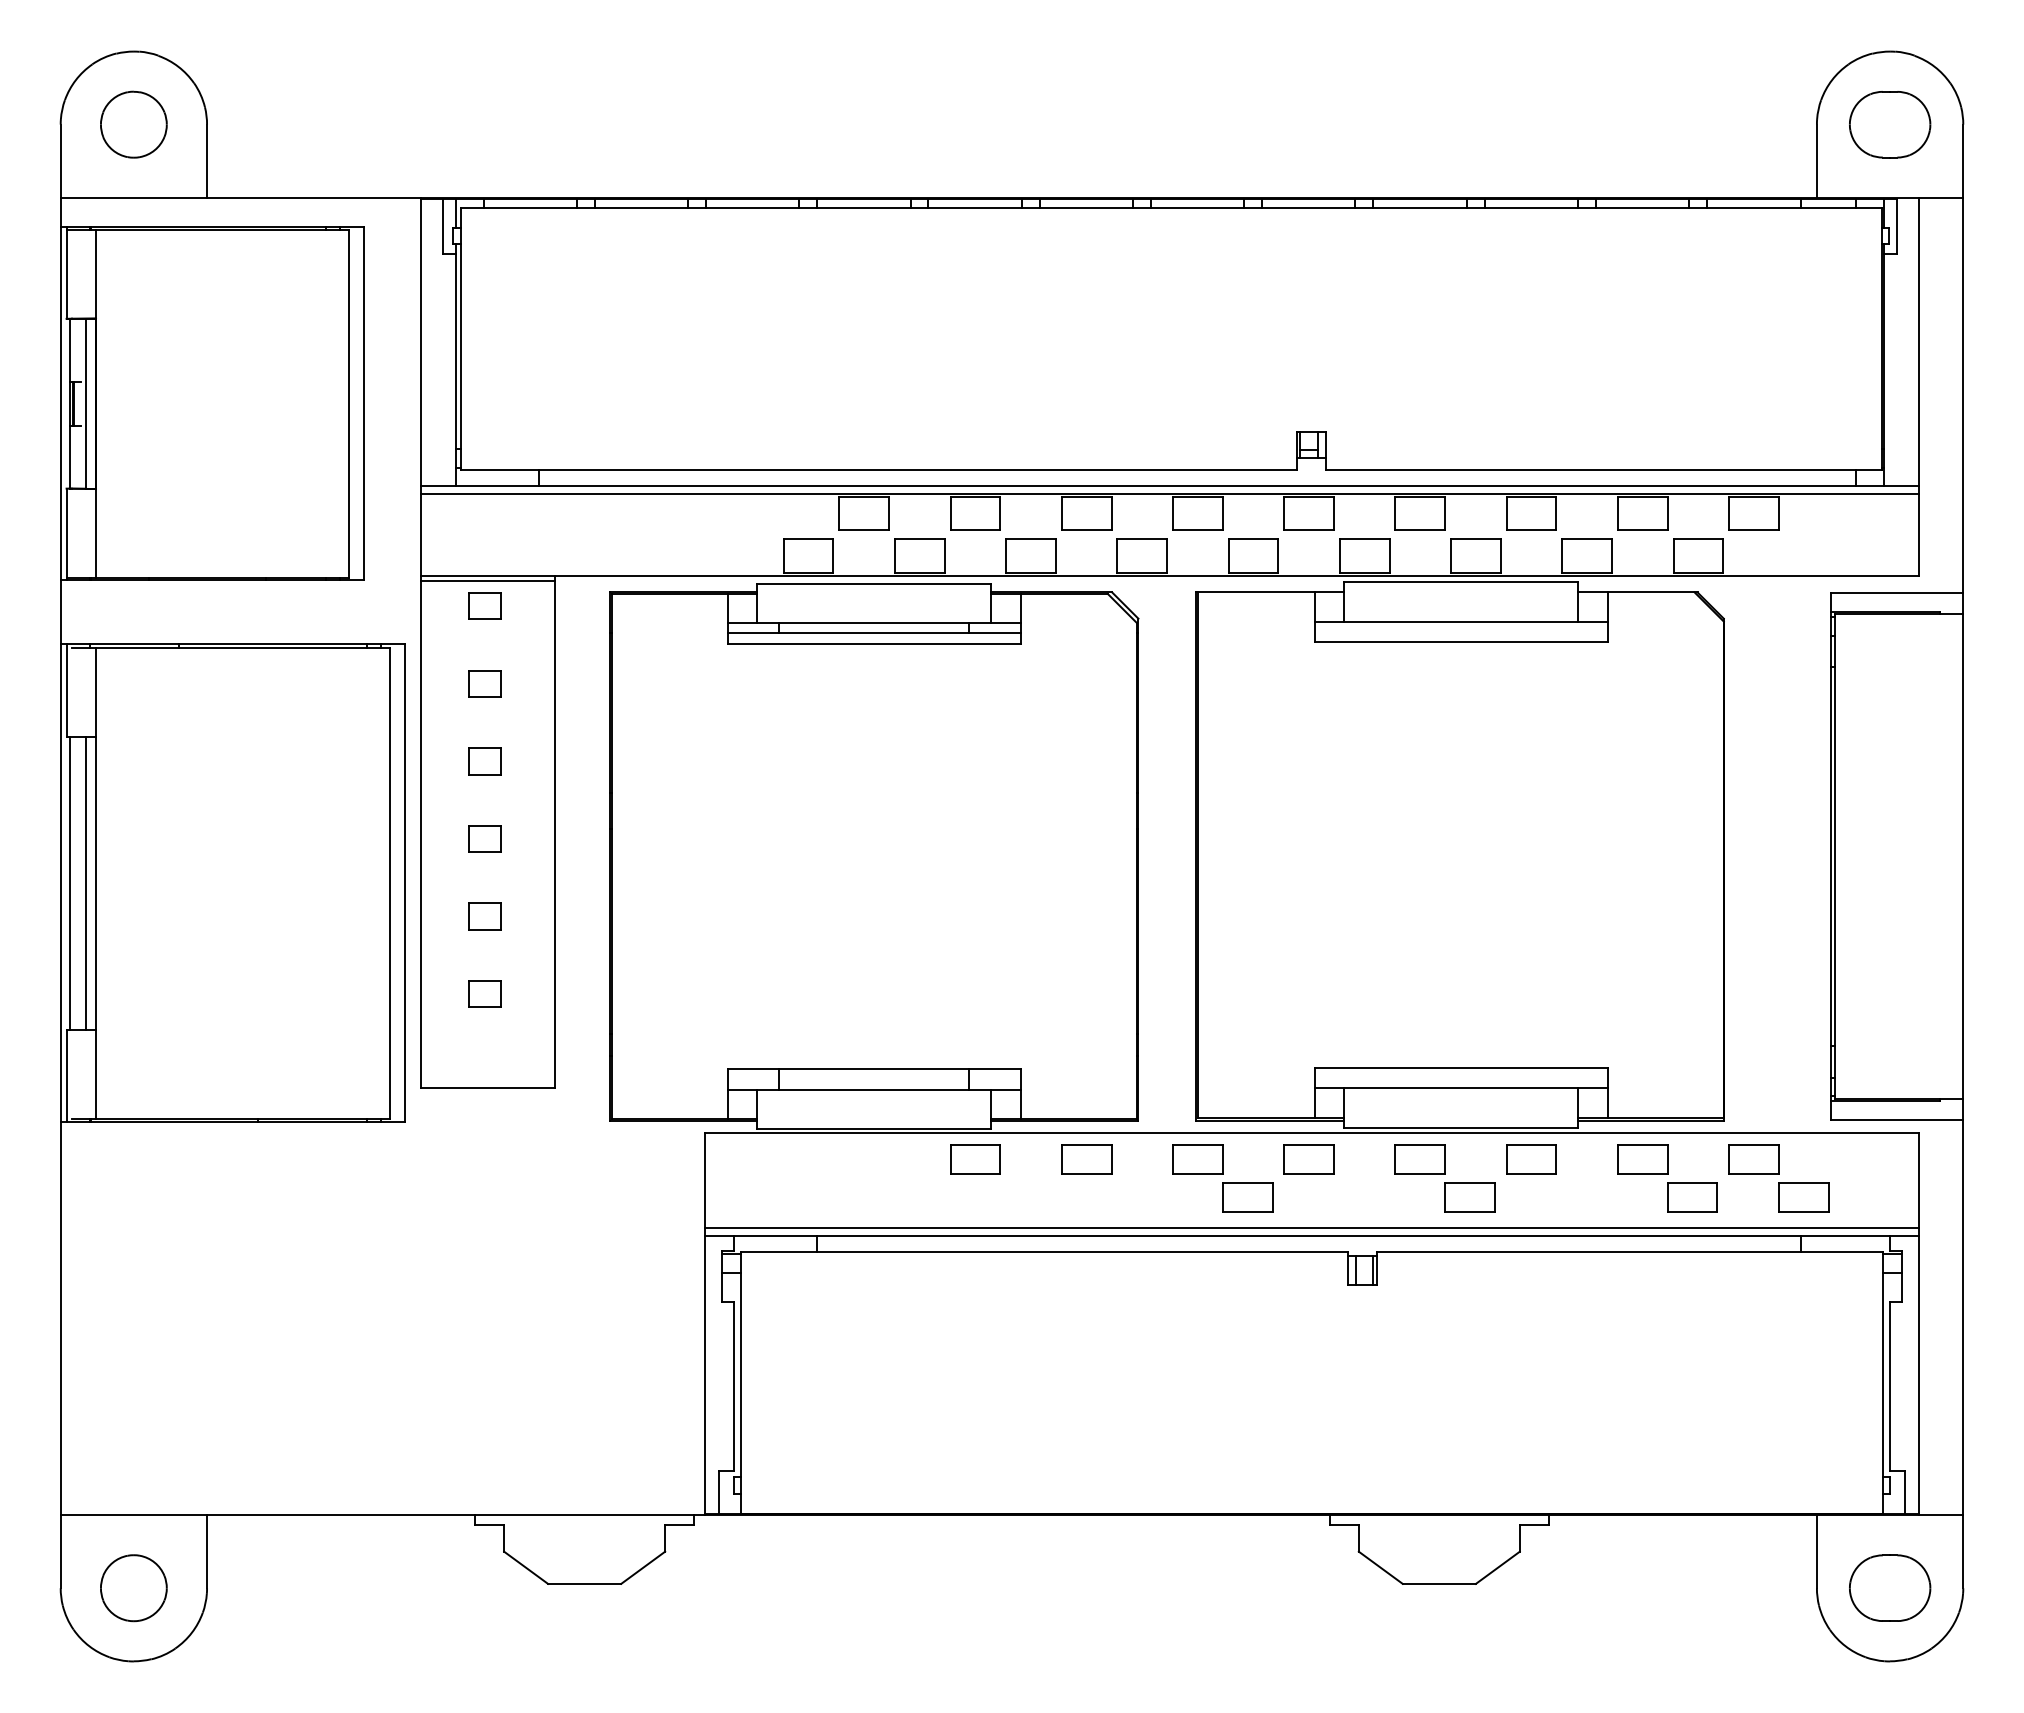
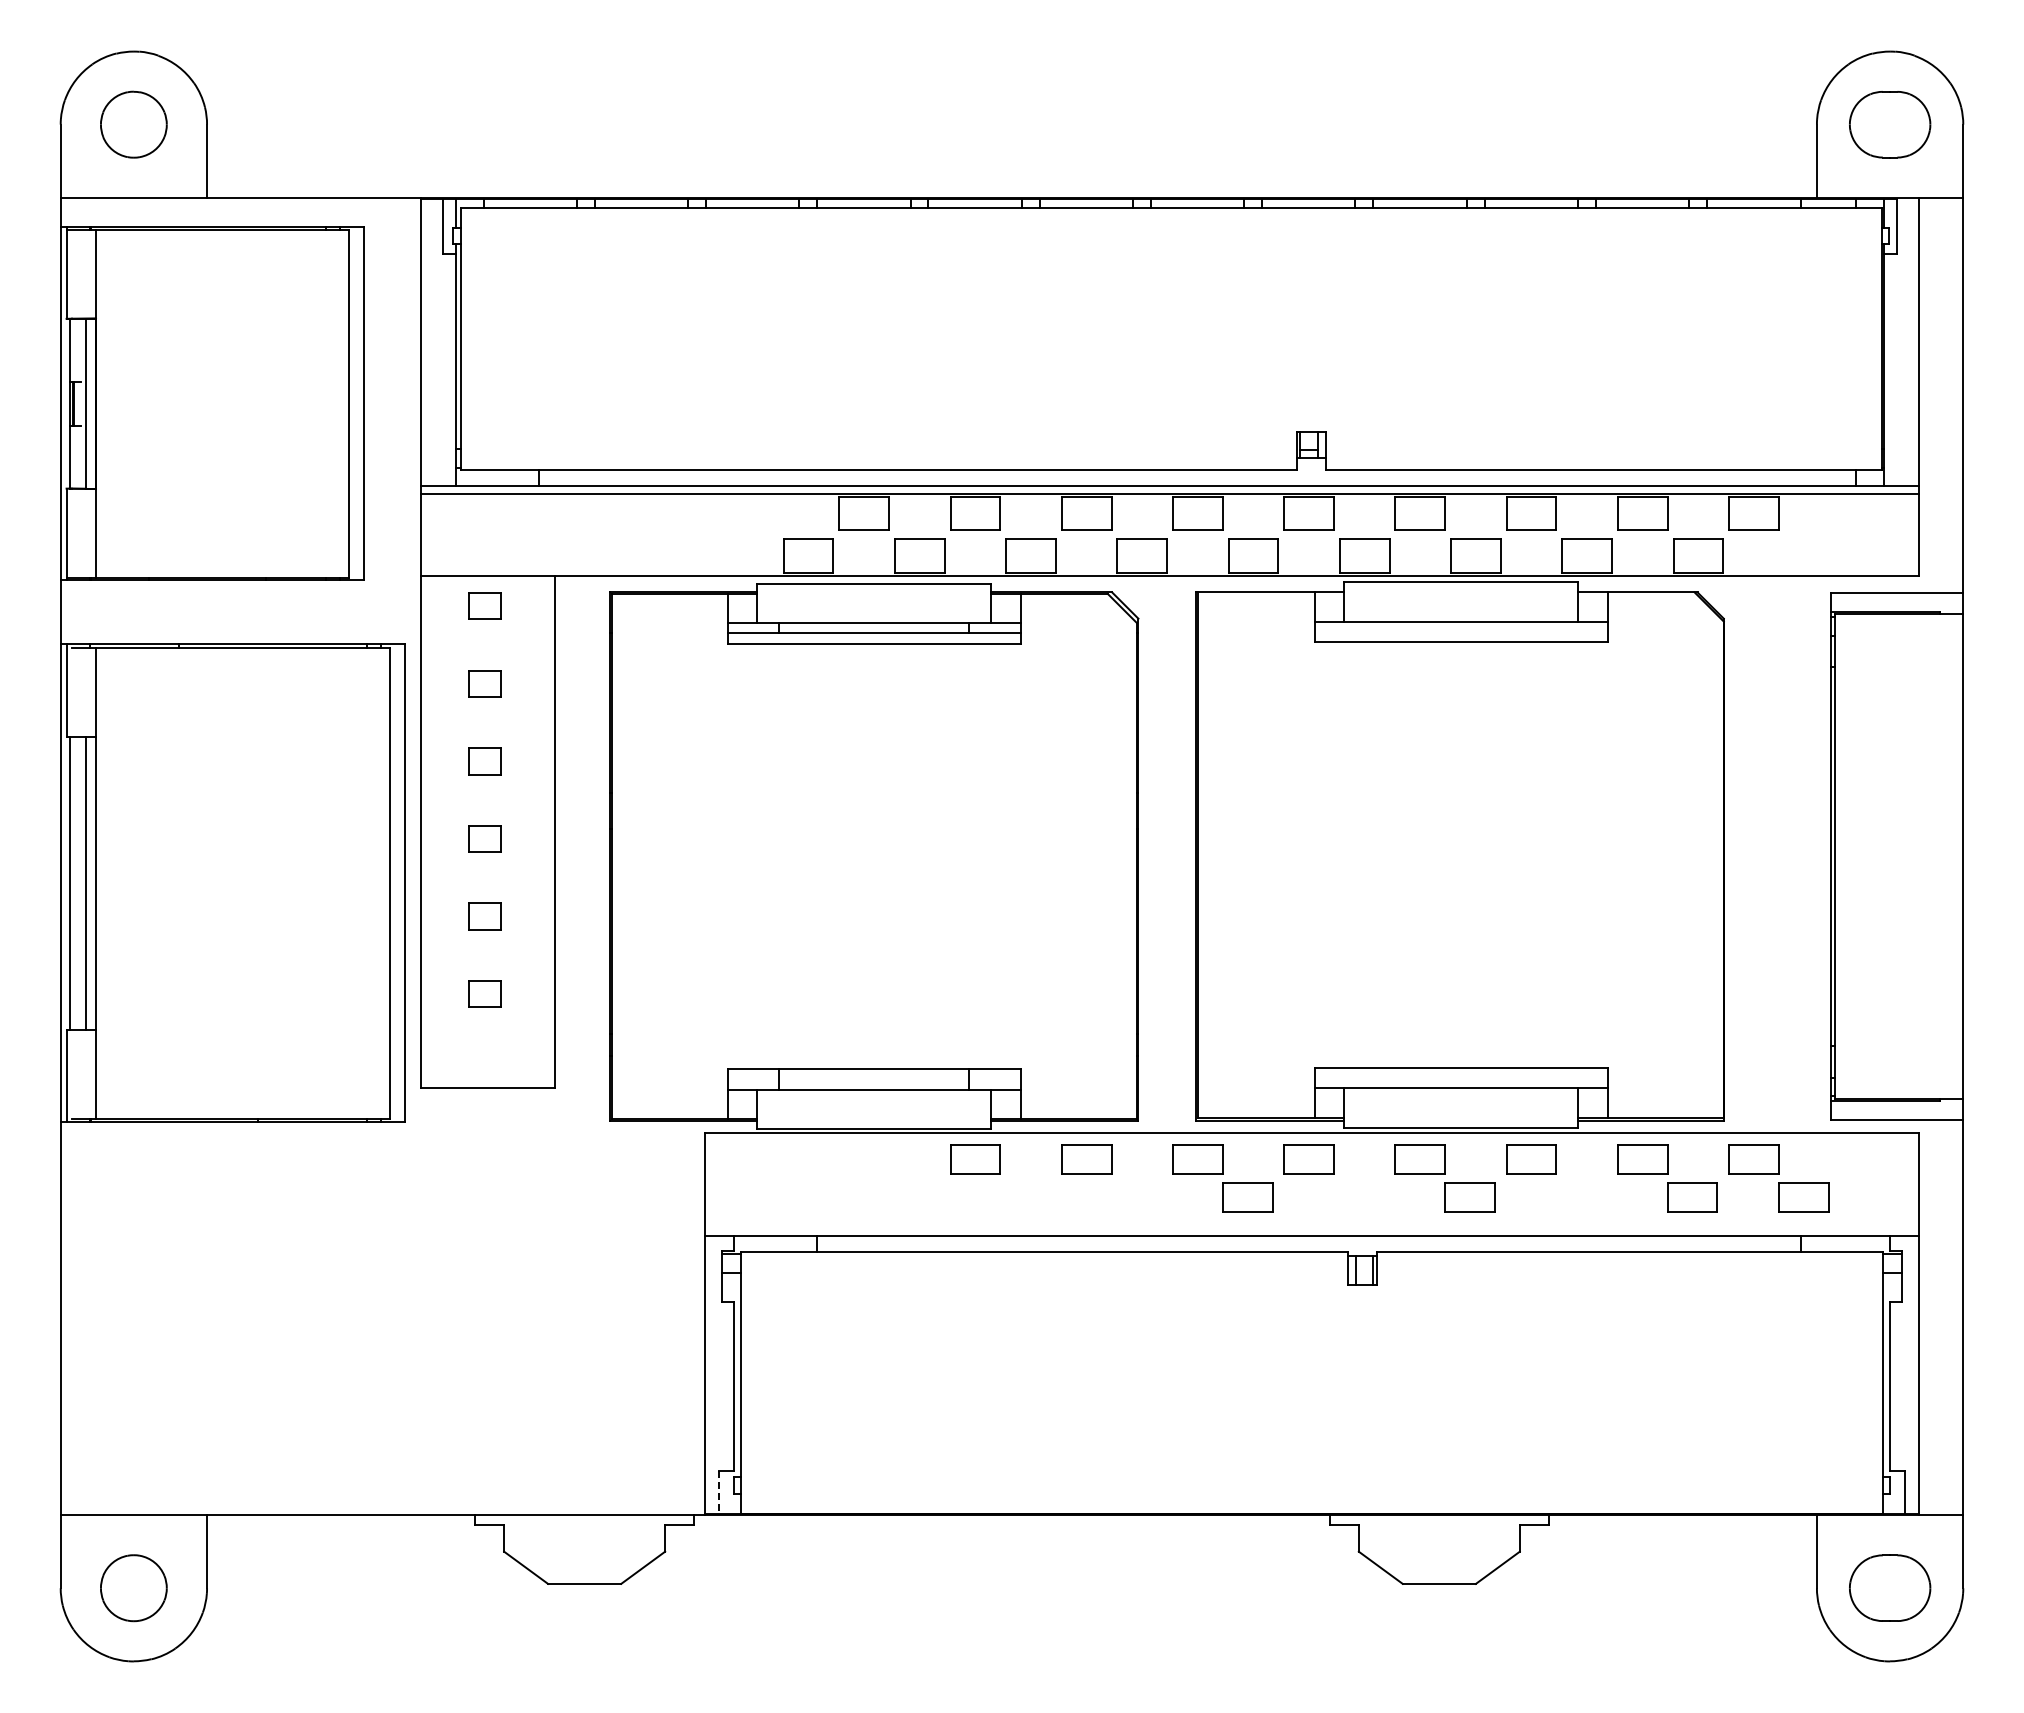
line: present -> none (487, 581)
line: present -> none (1311, 1228)
line: solid -> dashed (719, 1492)
